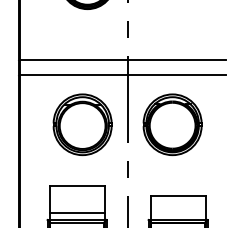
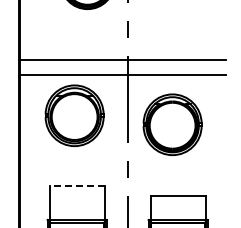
part position: (82, 124) -> (74, 115) (74, 115)
line: solid -> dashed (77, 185)
line: present -> none (76, 213)
